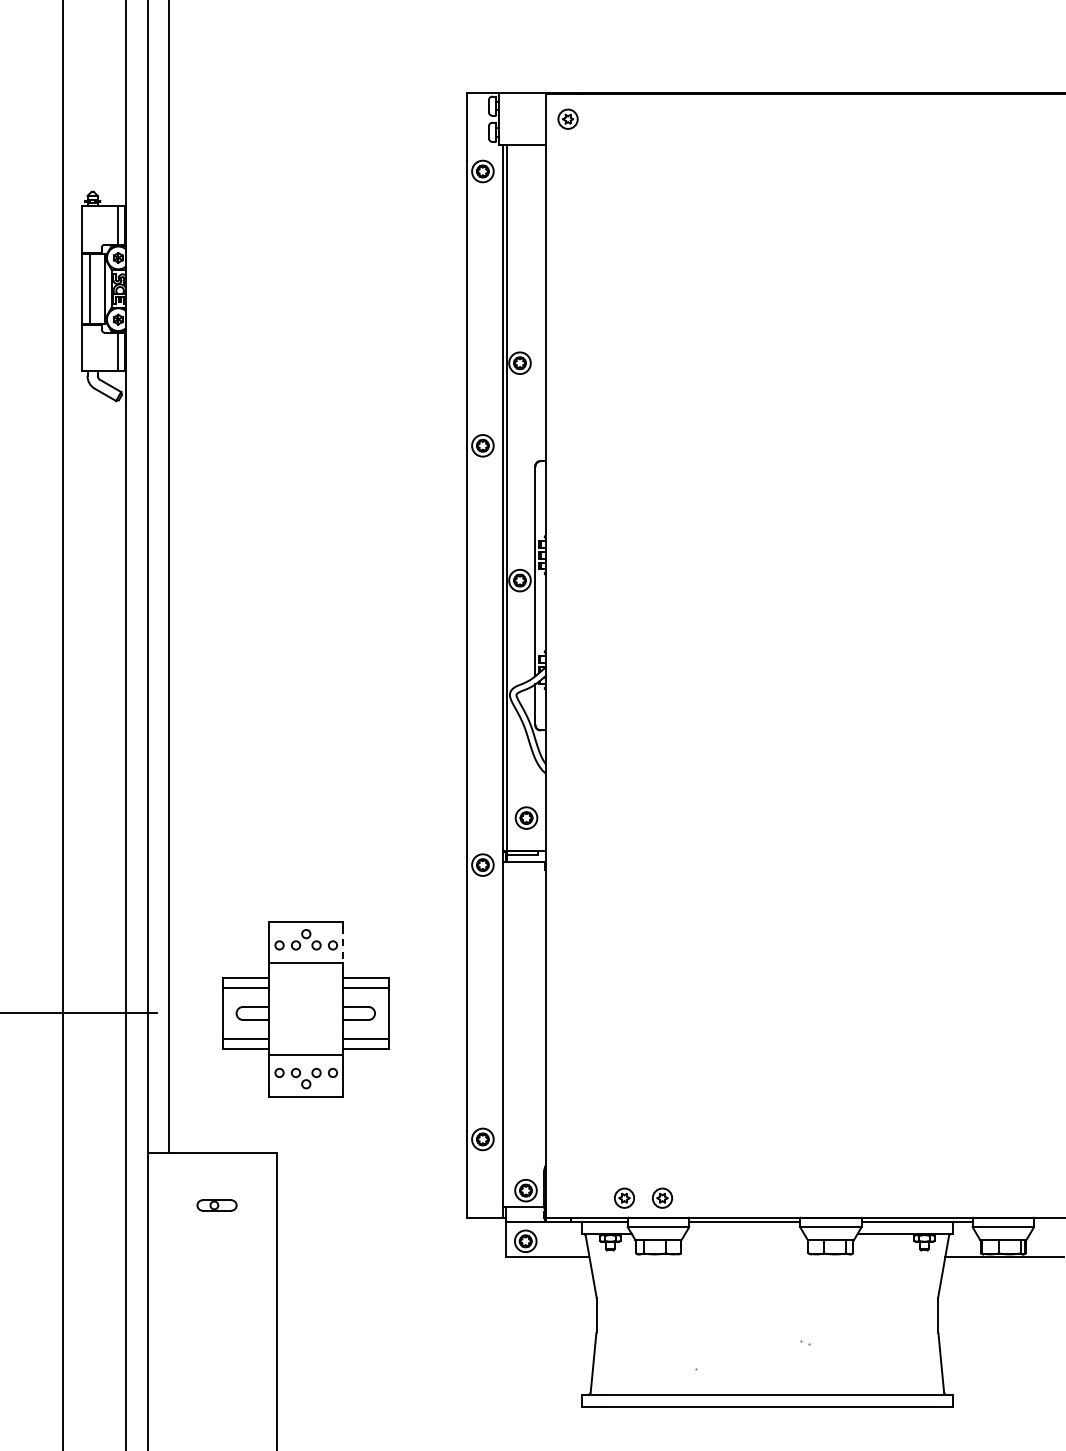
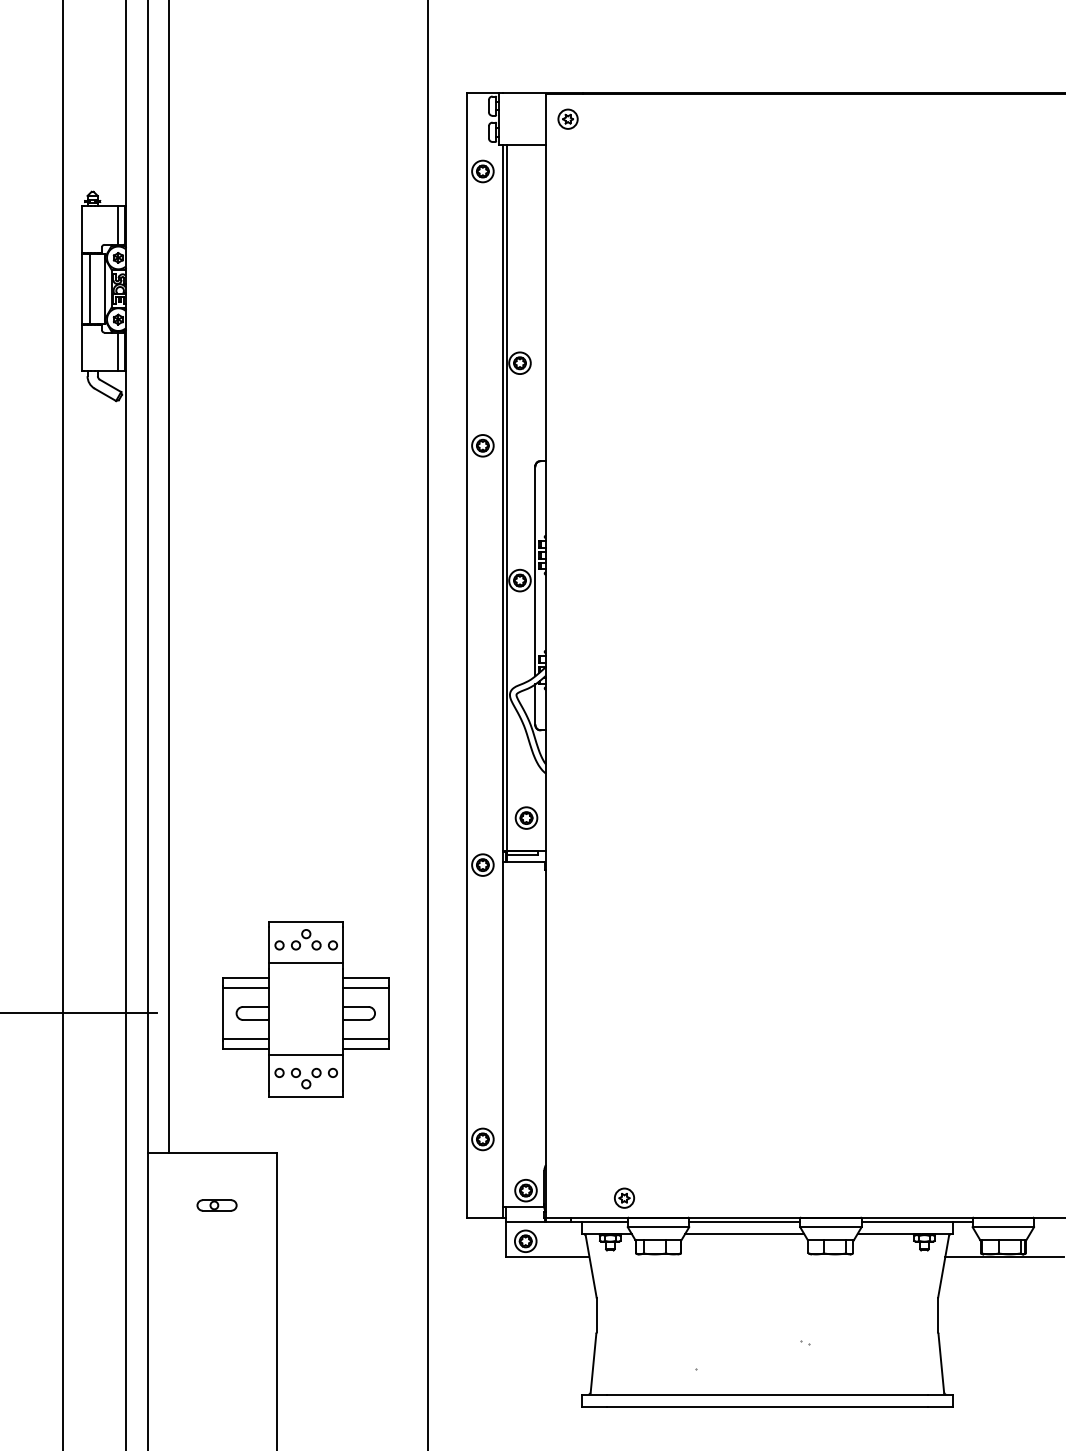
line: none -> present (428, 724)
line: dashed -> solid (343, 945)
part: present -> none (662, 1197)
line: none -> present (744, 1234)
